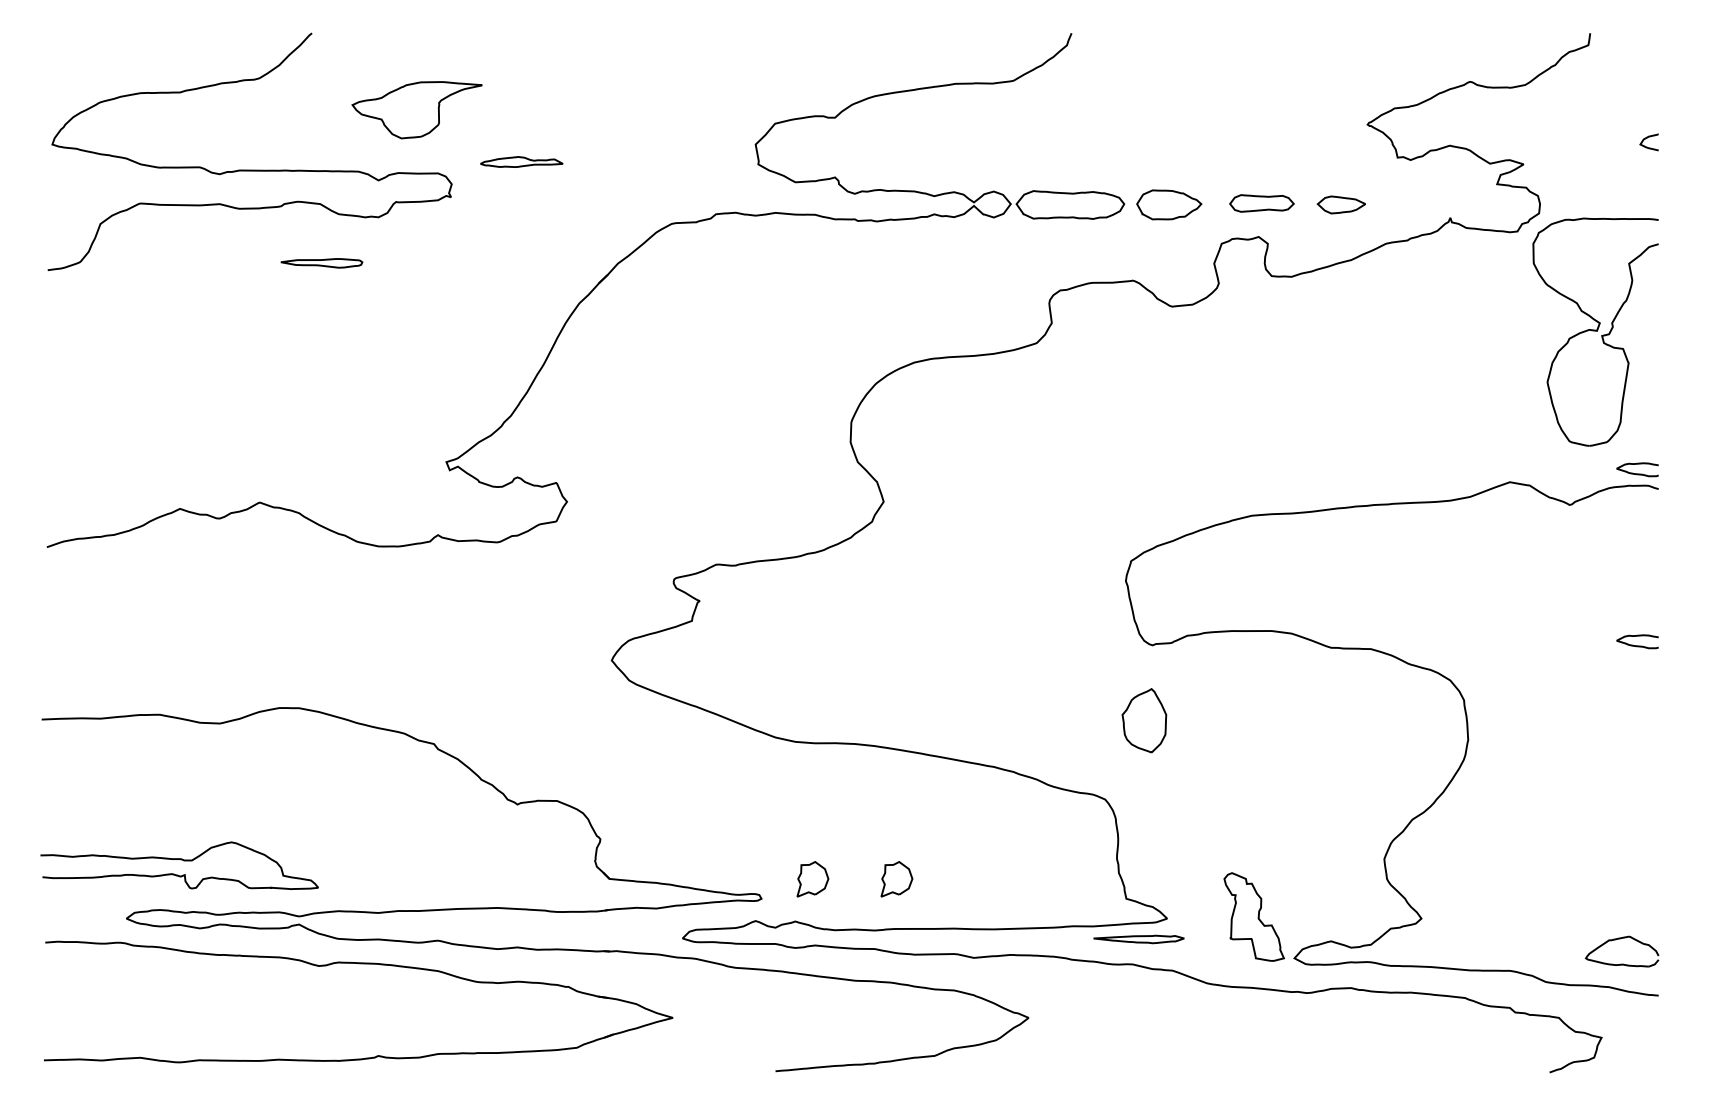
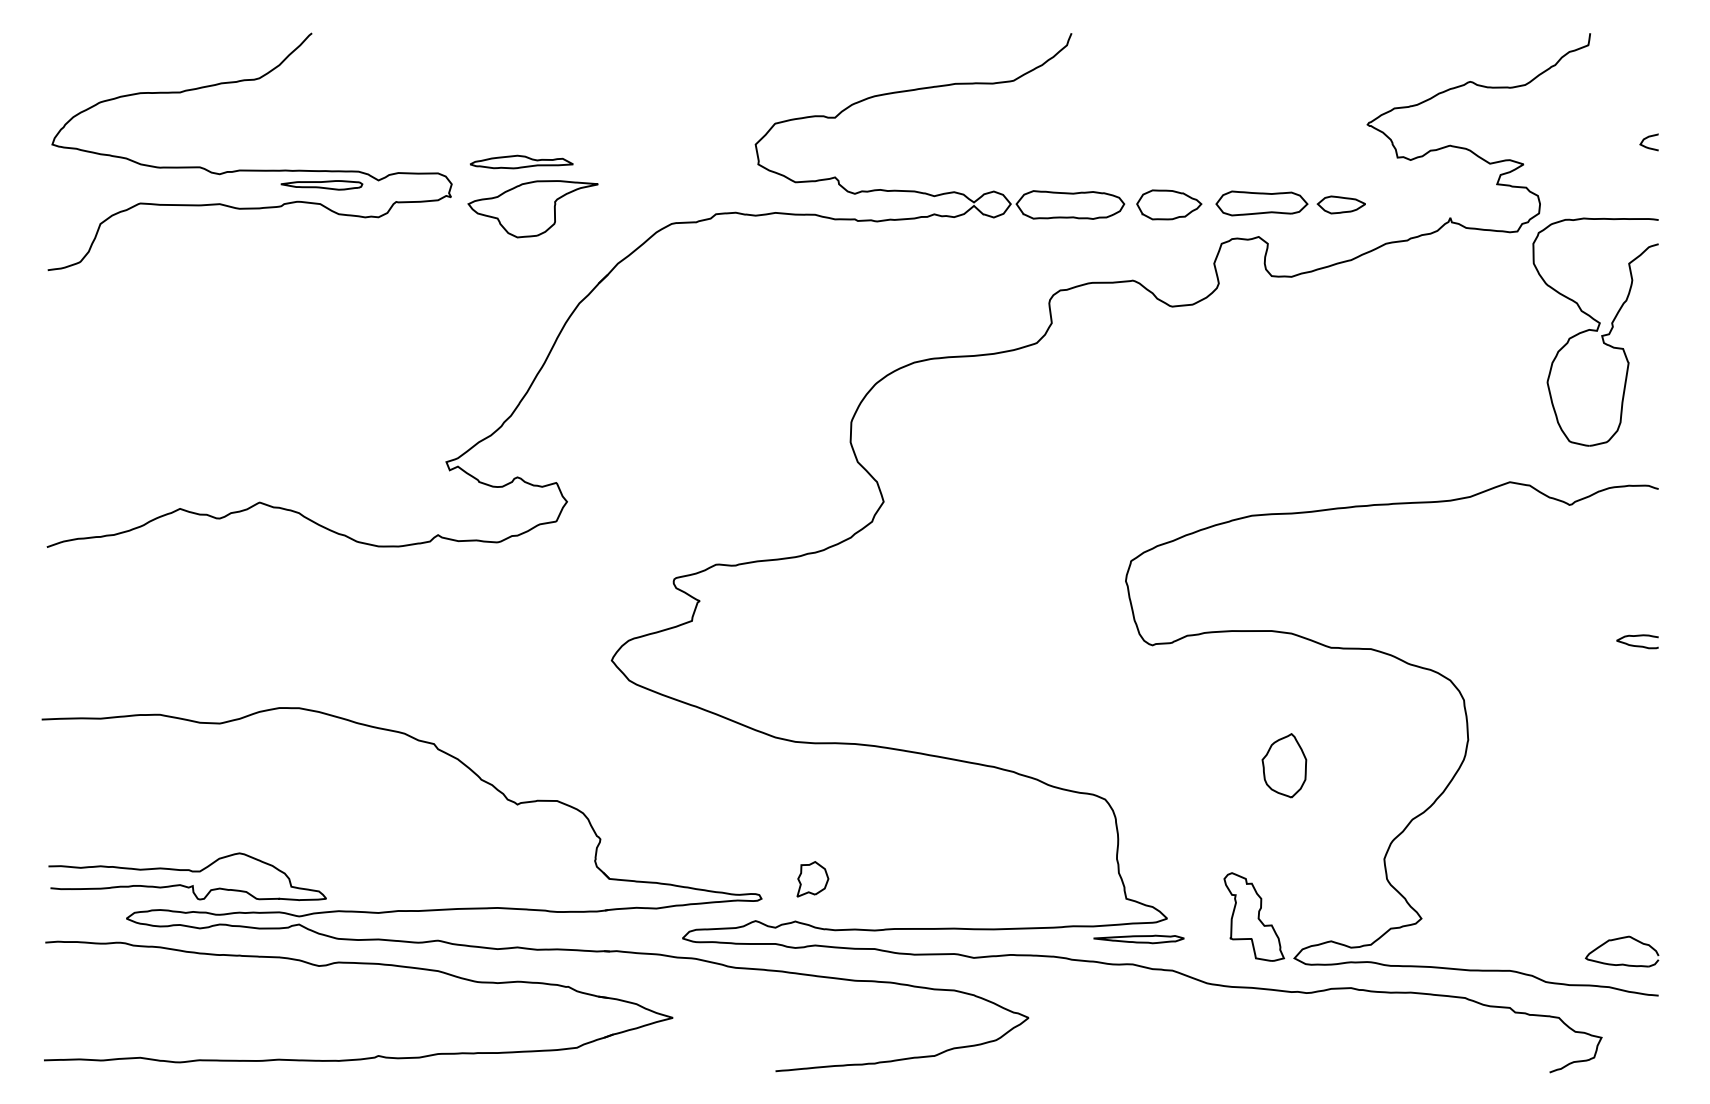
part position: (416, 110) -> (532, 209) (532, 209)
part size: 84x12 px -> 104x16 px (521, 161)
part size: 66x19 px -> 94x27 px (1261, 203)
part position: (321, 263) -> (321, 185) (321, 185)
curve: present -> none (1637, 473)
part position: (1144, 720) -> (1284, 765) (1284, 765)
curve position: (181, 860) -> (189, 871) (189, 871)
part: present -> none (896, 879)
